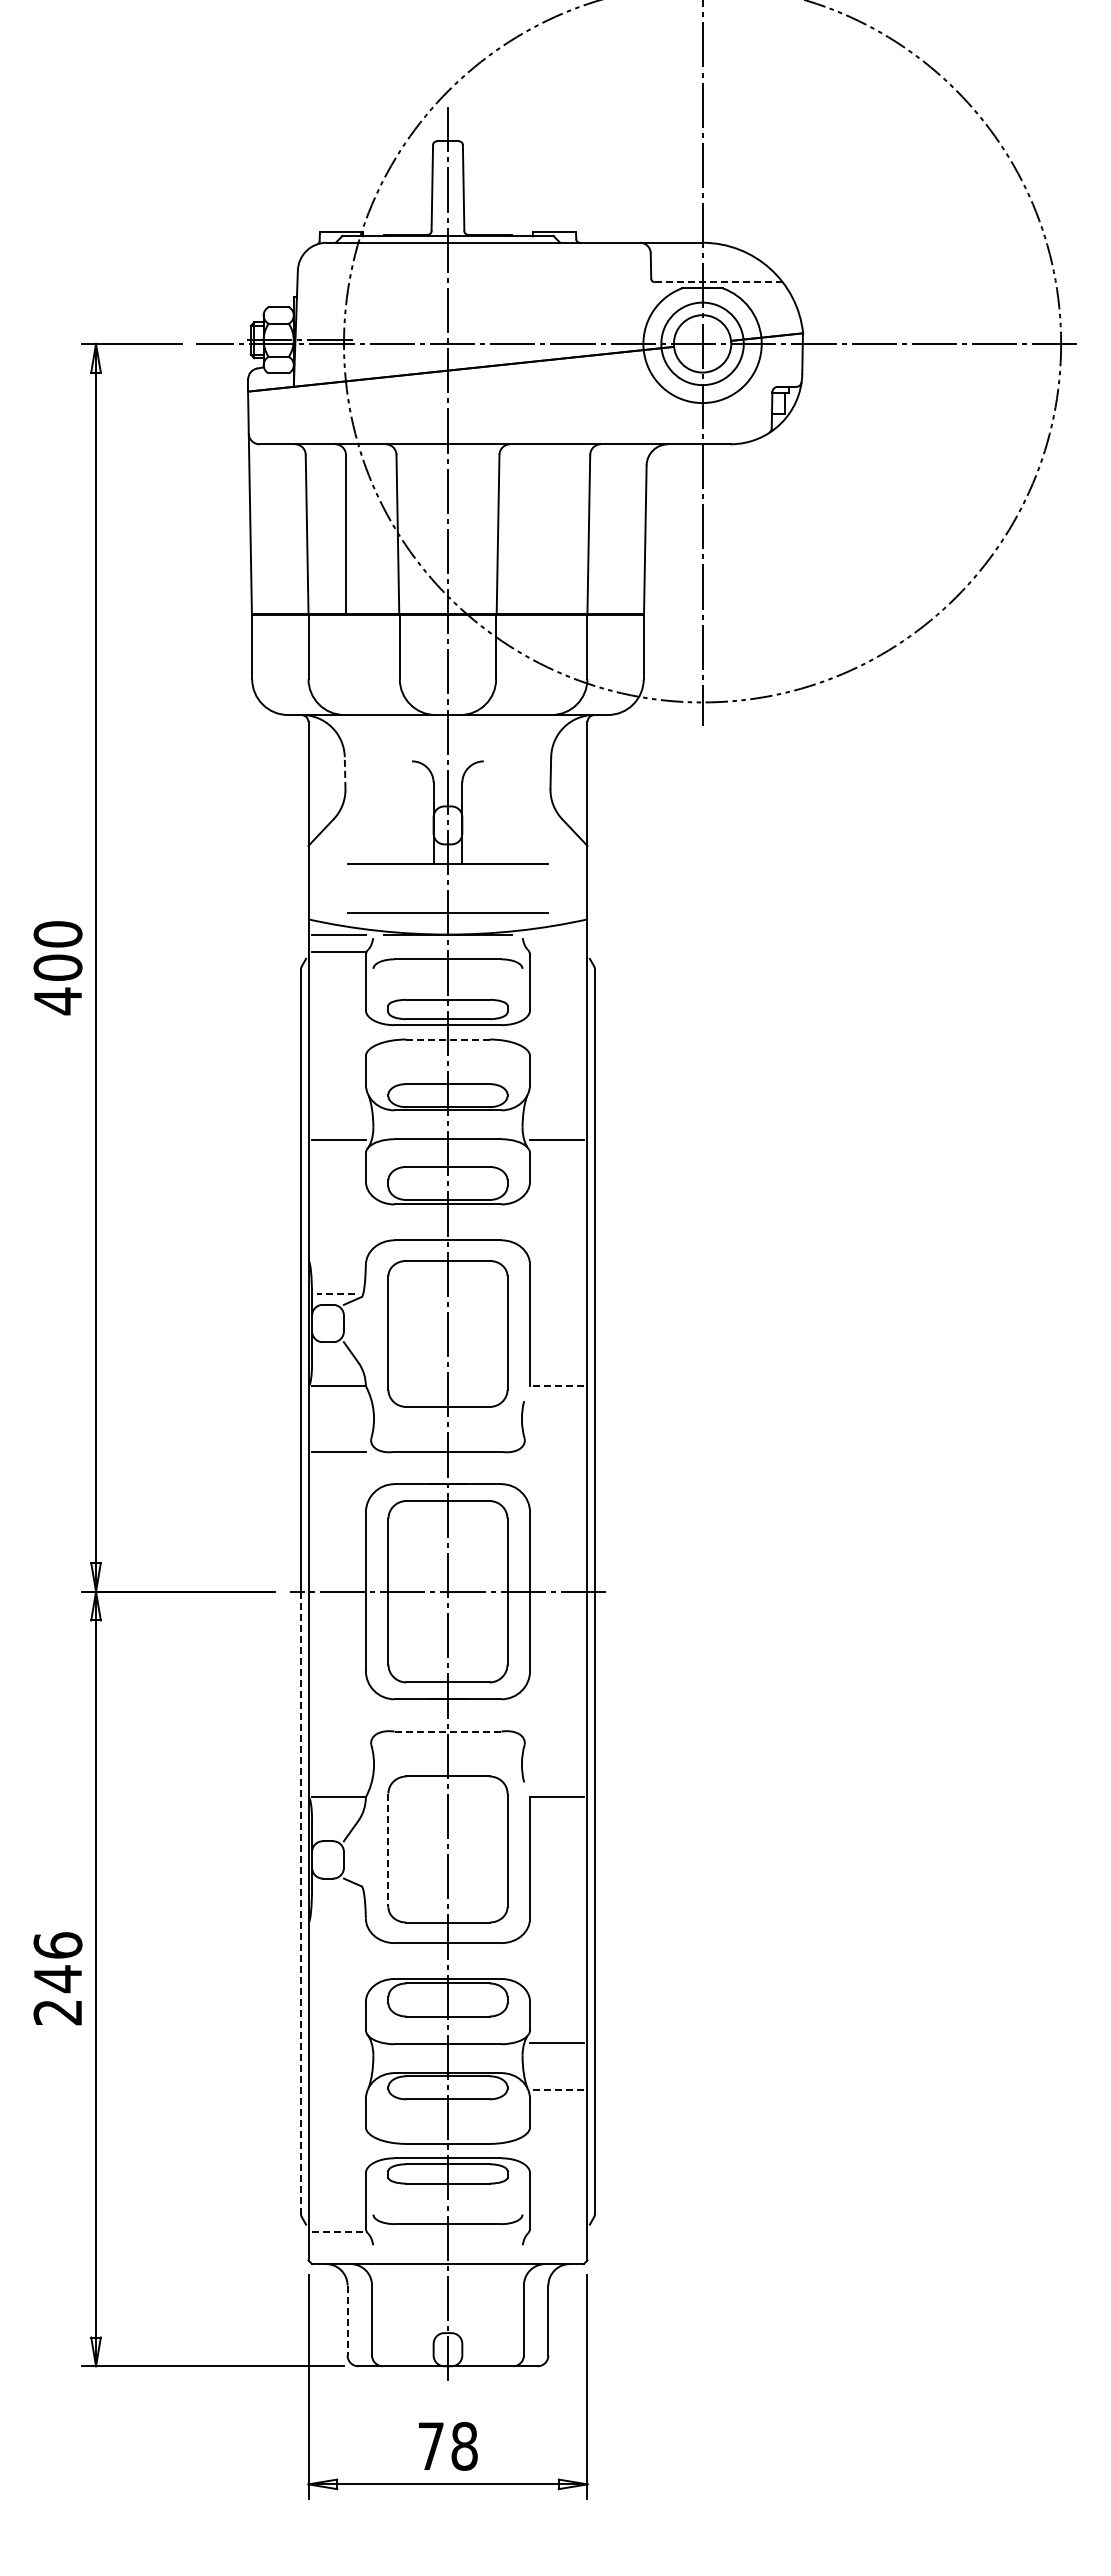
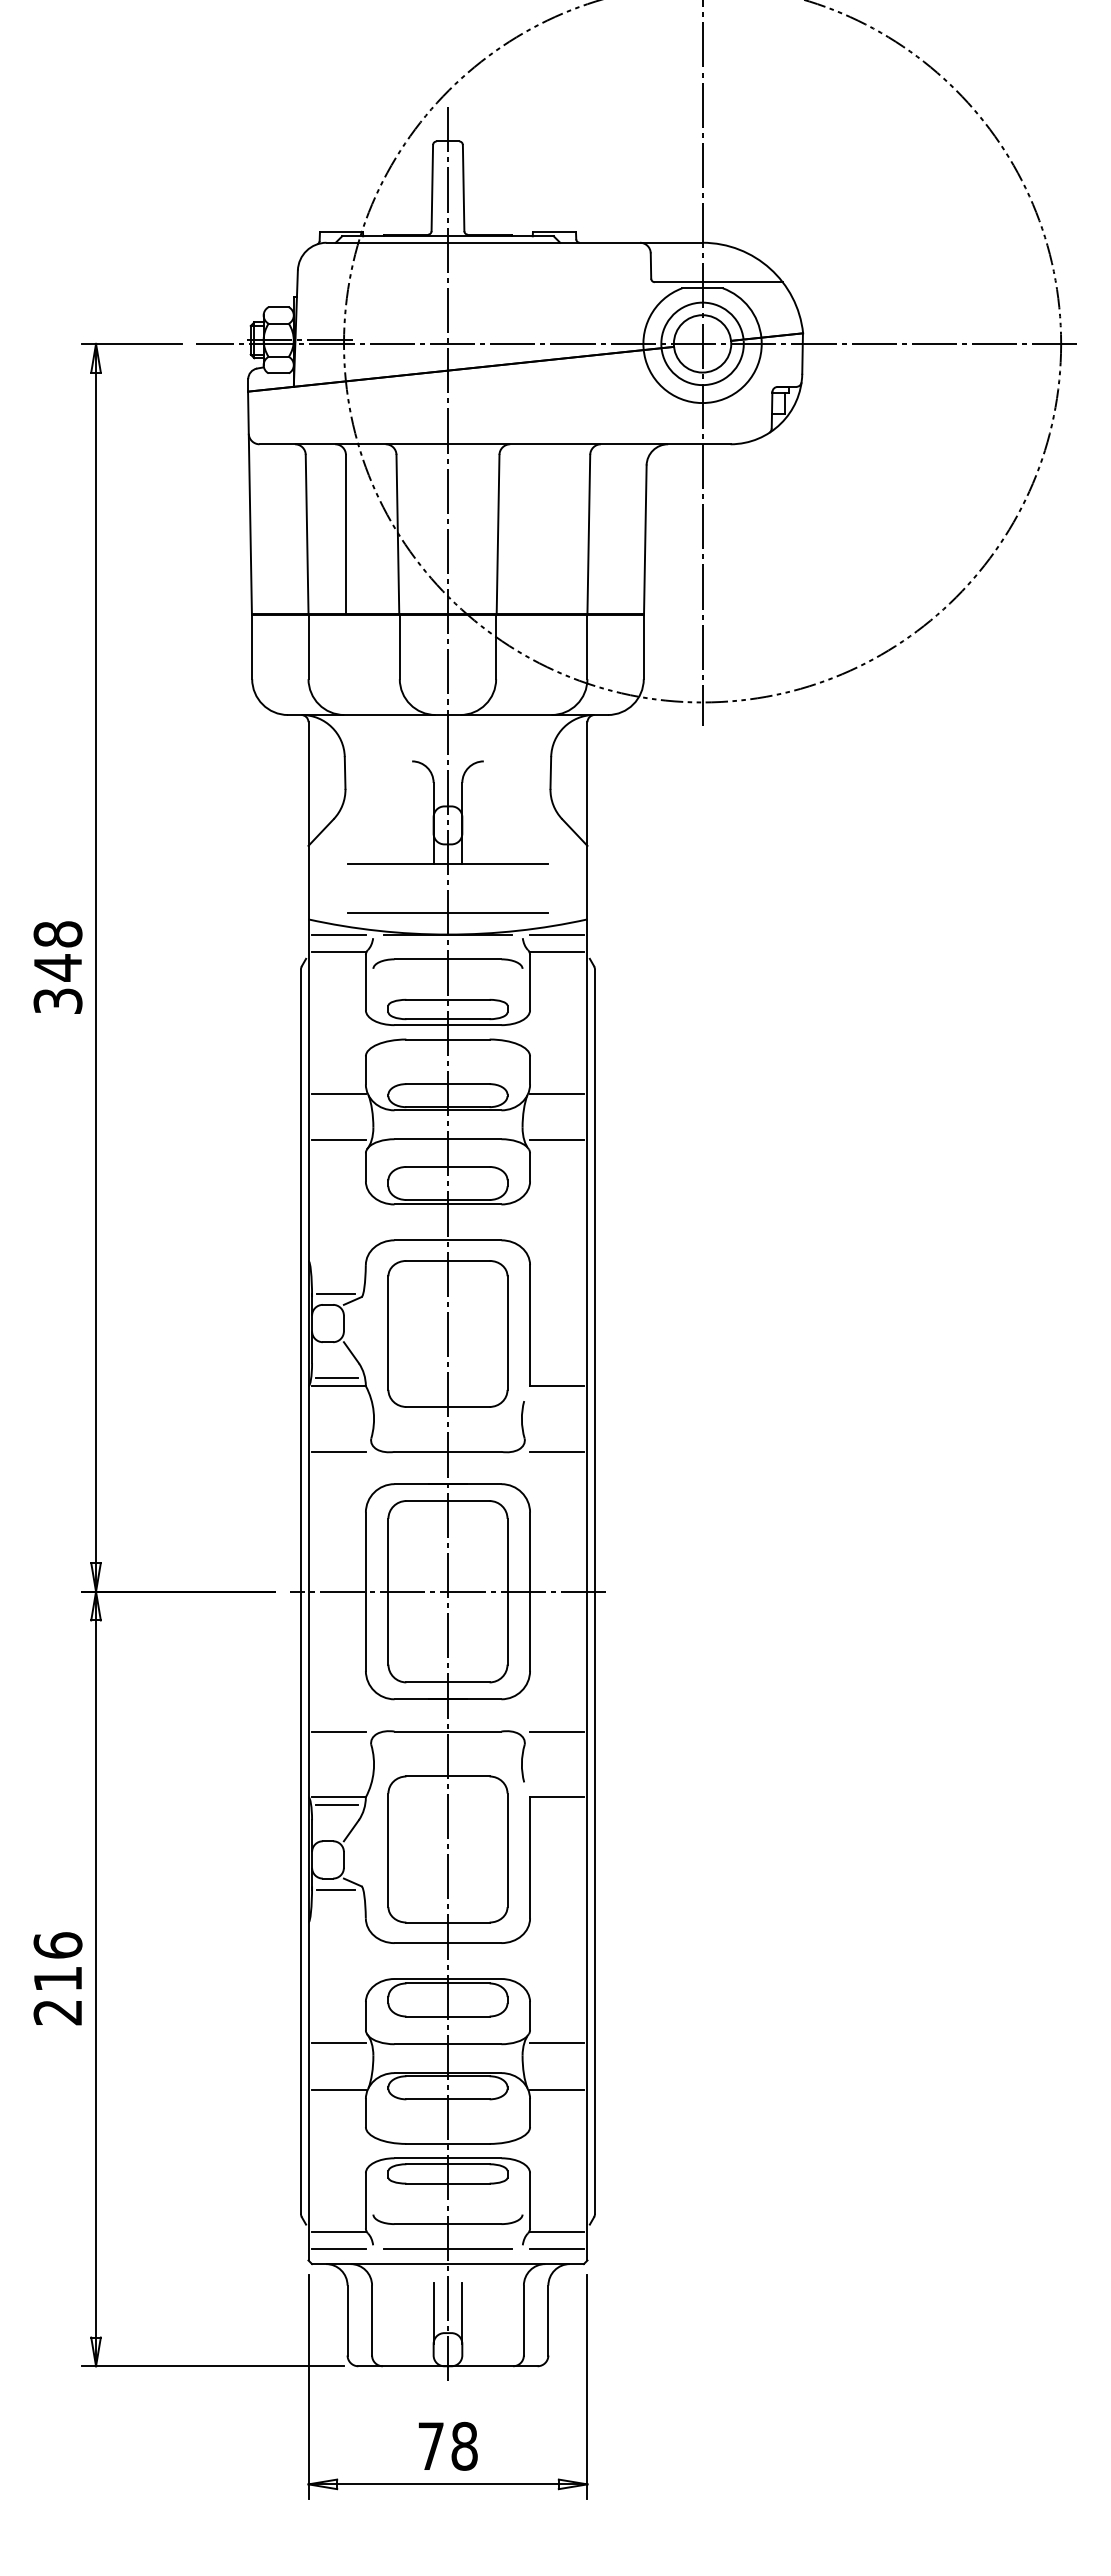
line: dashed -> solid (718, 282)
line: dashed -> solid (345, 773)
line: none -> present (556, 934)
line: none -> present (556, 951)
text: 400 -> 348 (57, 968)
line: dashed -> solid (447, 1039)
line: none -> present (338, 1093)
line: none -> present (556, 1093)
line: dashed -> solid (335, 1293)
line: none -> present (336, 1378)
line: dashed -> solid (556, 1386)
line: none -> present (556, 1451)
line: none -> present (338, 1731)
line: dashed -> solid (447, 1731)
line: none -> present (556, 1731)
line: none -> present (336, 1805)
line: dashed -> solid (388, 1850)
line: none -> present (335, 1889)
line: dashed -> solid (300, 1903)
text: 246 -> 216 (57, 1979)
line: none -> present (338, 2043)
line: none -> present (338, 2089)
line: dashed -> solid (556, 2089)
line: dashed -> solid (338, 2231)
line: none -> present (556, 2231)
line: none -> present (338, 2248)
line: none -> present (447, 2248)
line: none -> present (556, 2248)
line: none -> present (433, 2312)
line: none -> present (462, 2312)
line: dashed -> solid (347, 2320)
